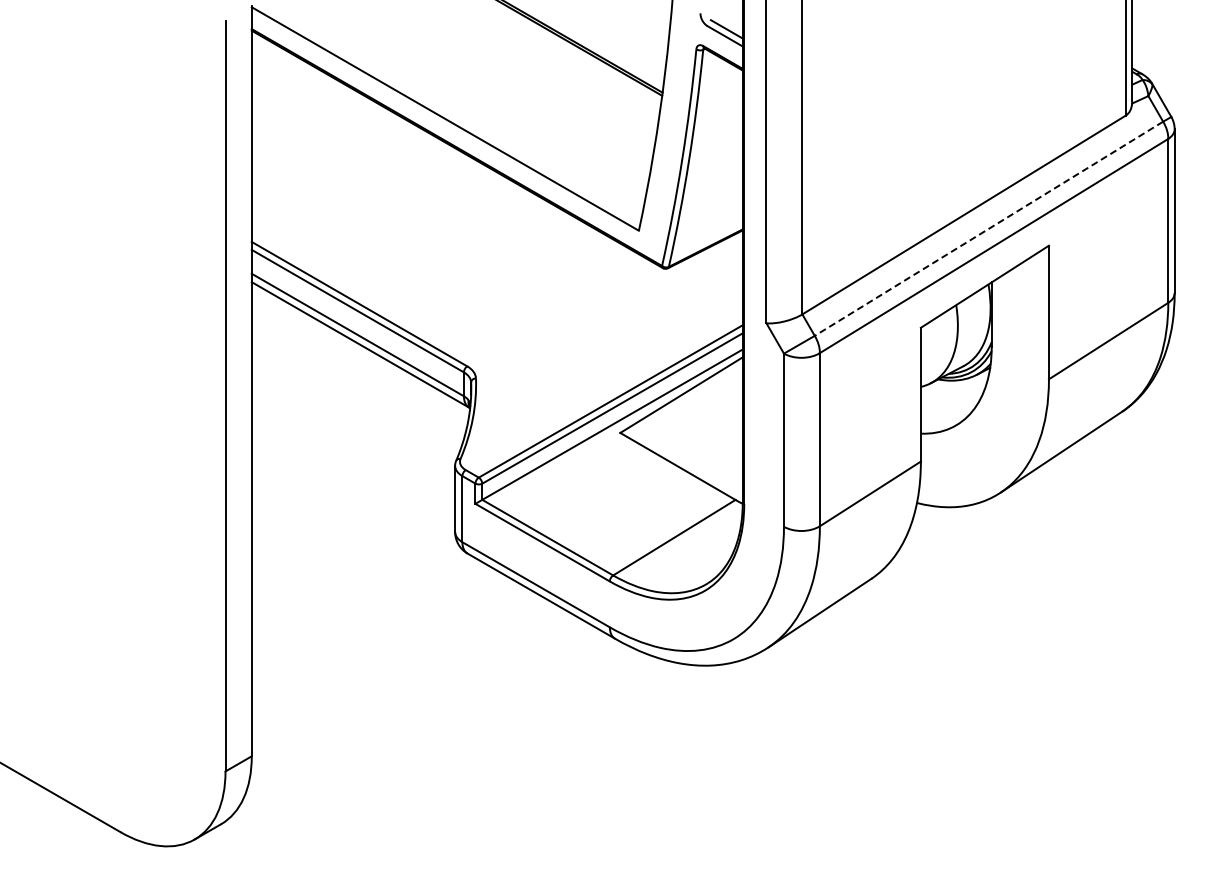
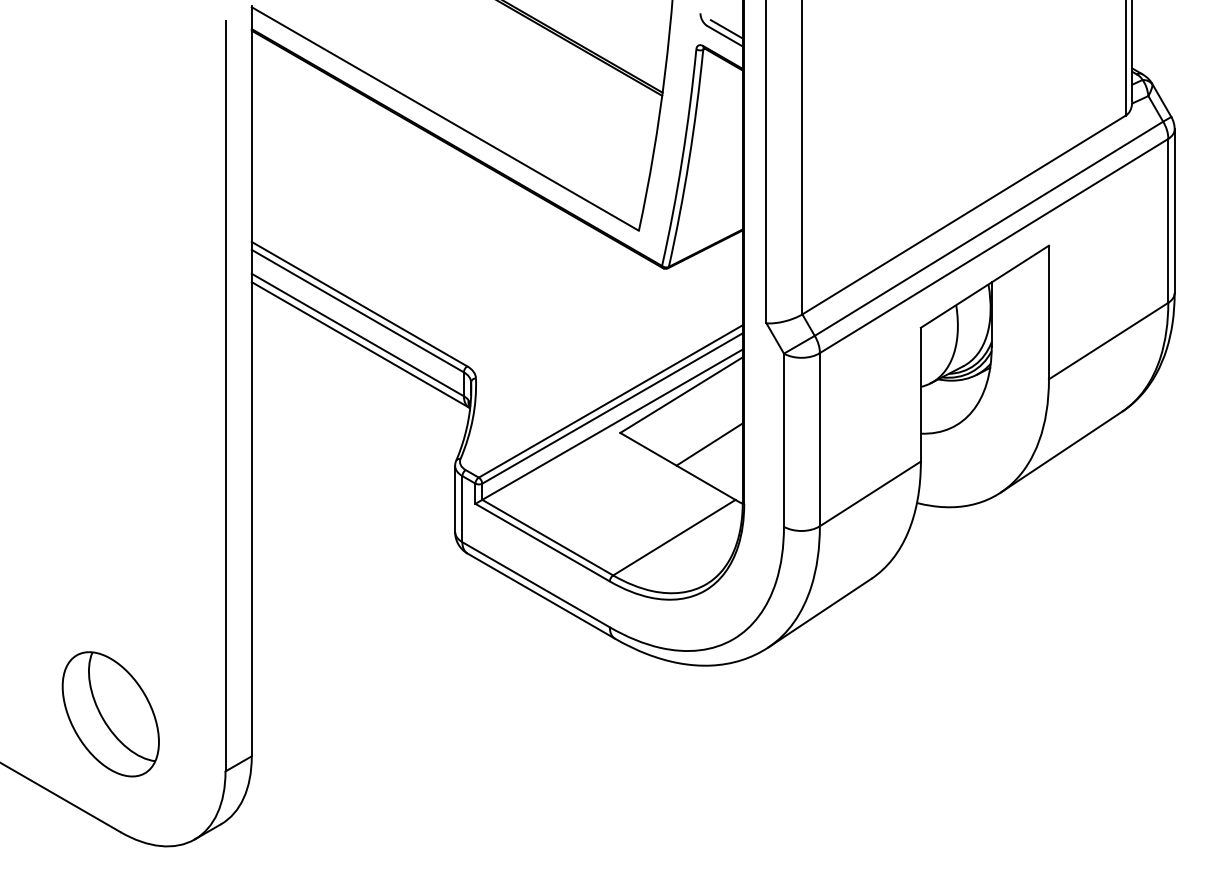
line: dashed -> solid (988, 229)
line: none -> present (709, 444)
part: none -> present (110, 714)
